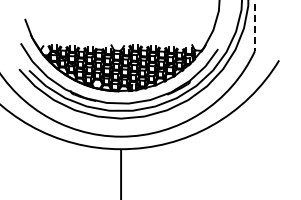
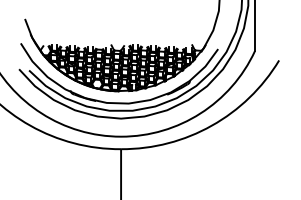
line: dashed -> solid (254, 26)
